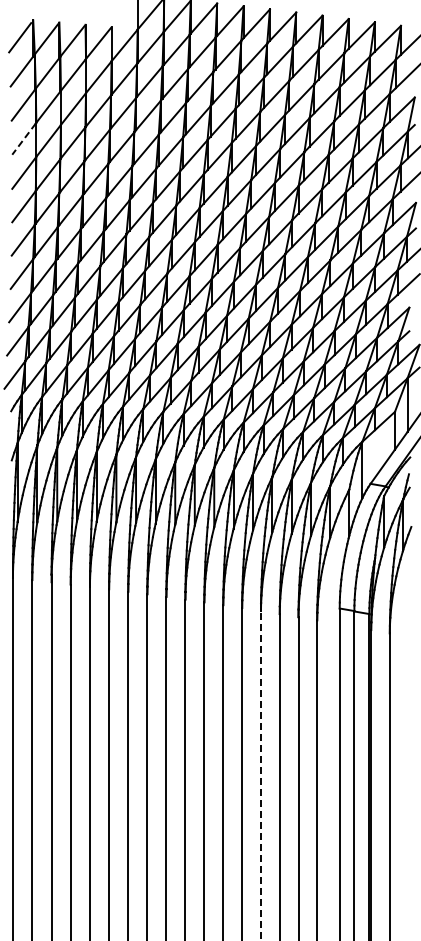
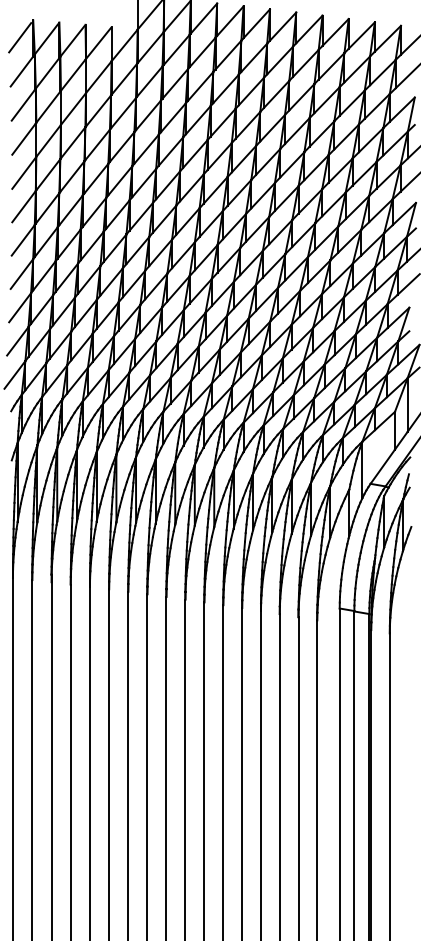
line: dashed -> solid (24, 139)
line: dashed -> solid (260, 775)
